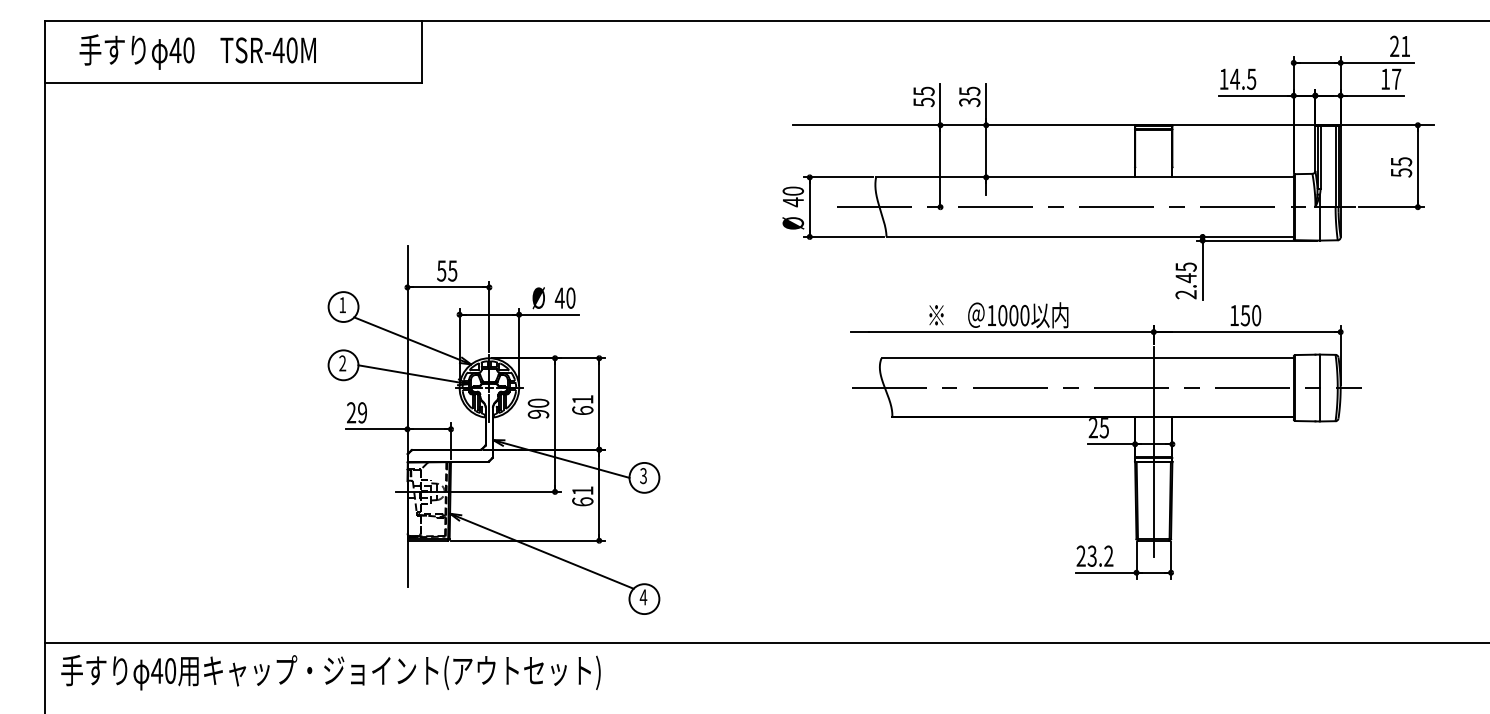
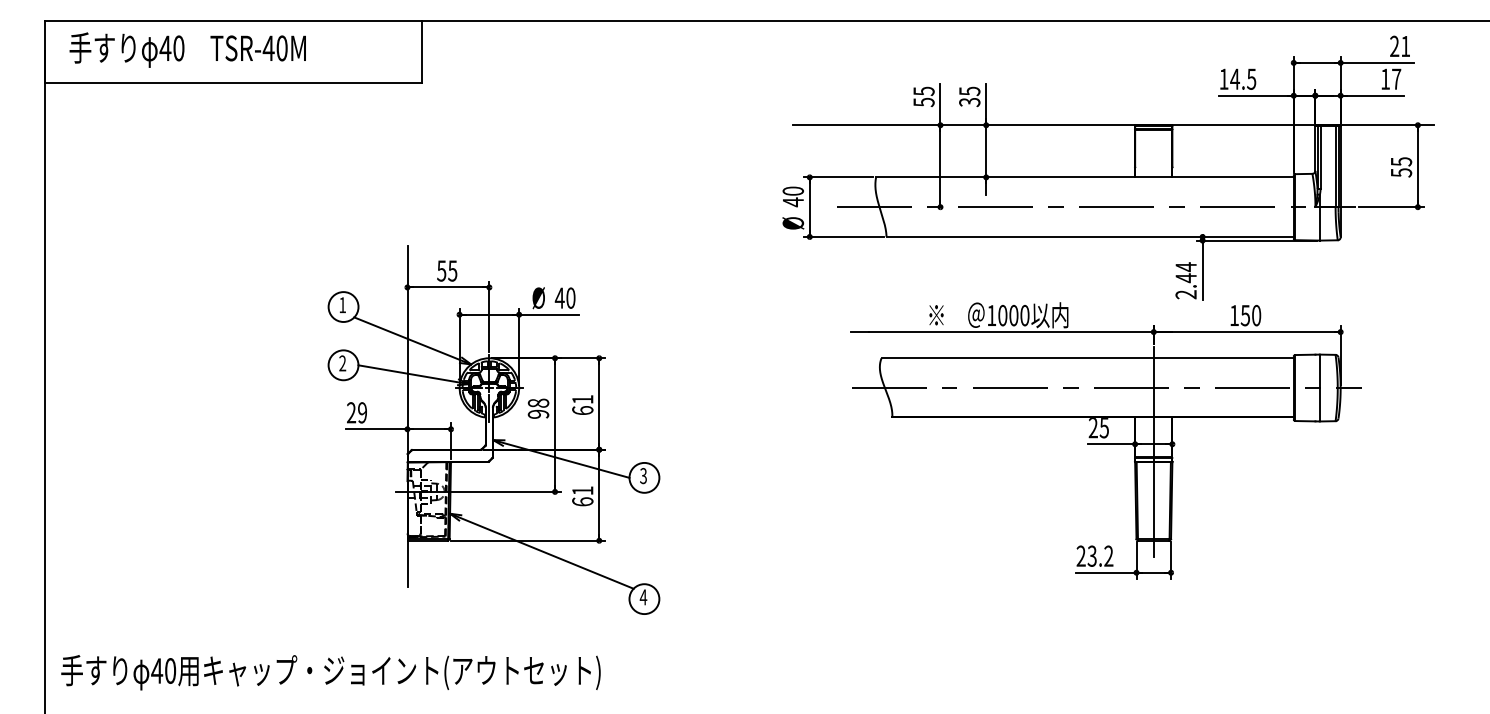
text position: (197, 51) -> (187, 49) (187, 49)
text: 2.45 -> 2.44 (1185, 267)
text: 90 -> 98 (538, 402)
line: present -> none (765, 642)
